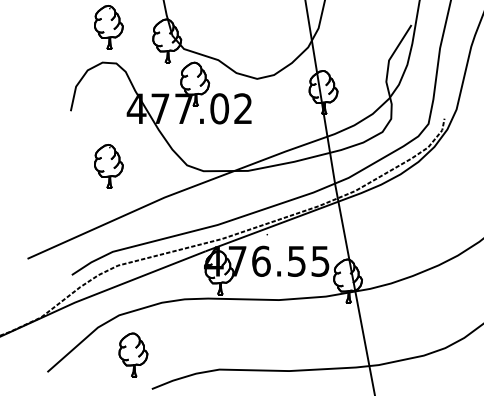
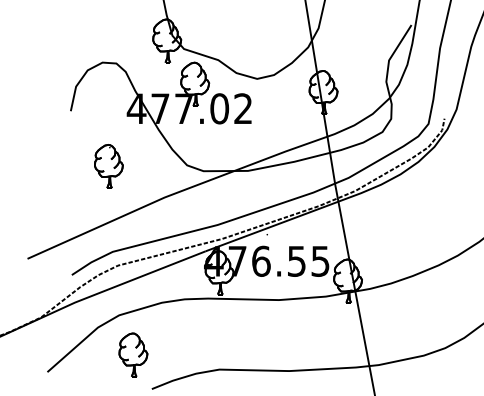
part: present -> none (108, 27)
